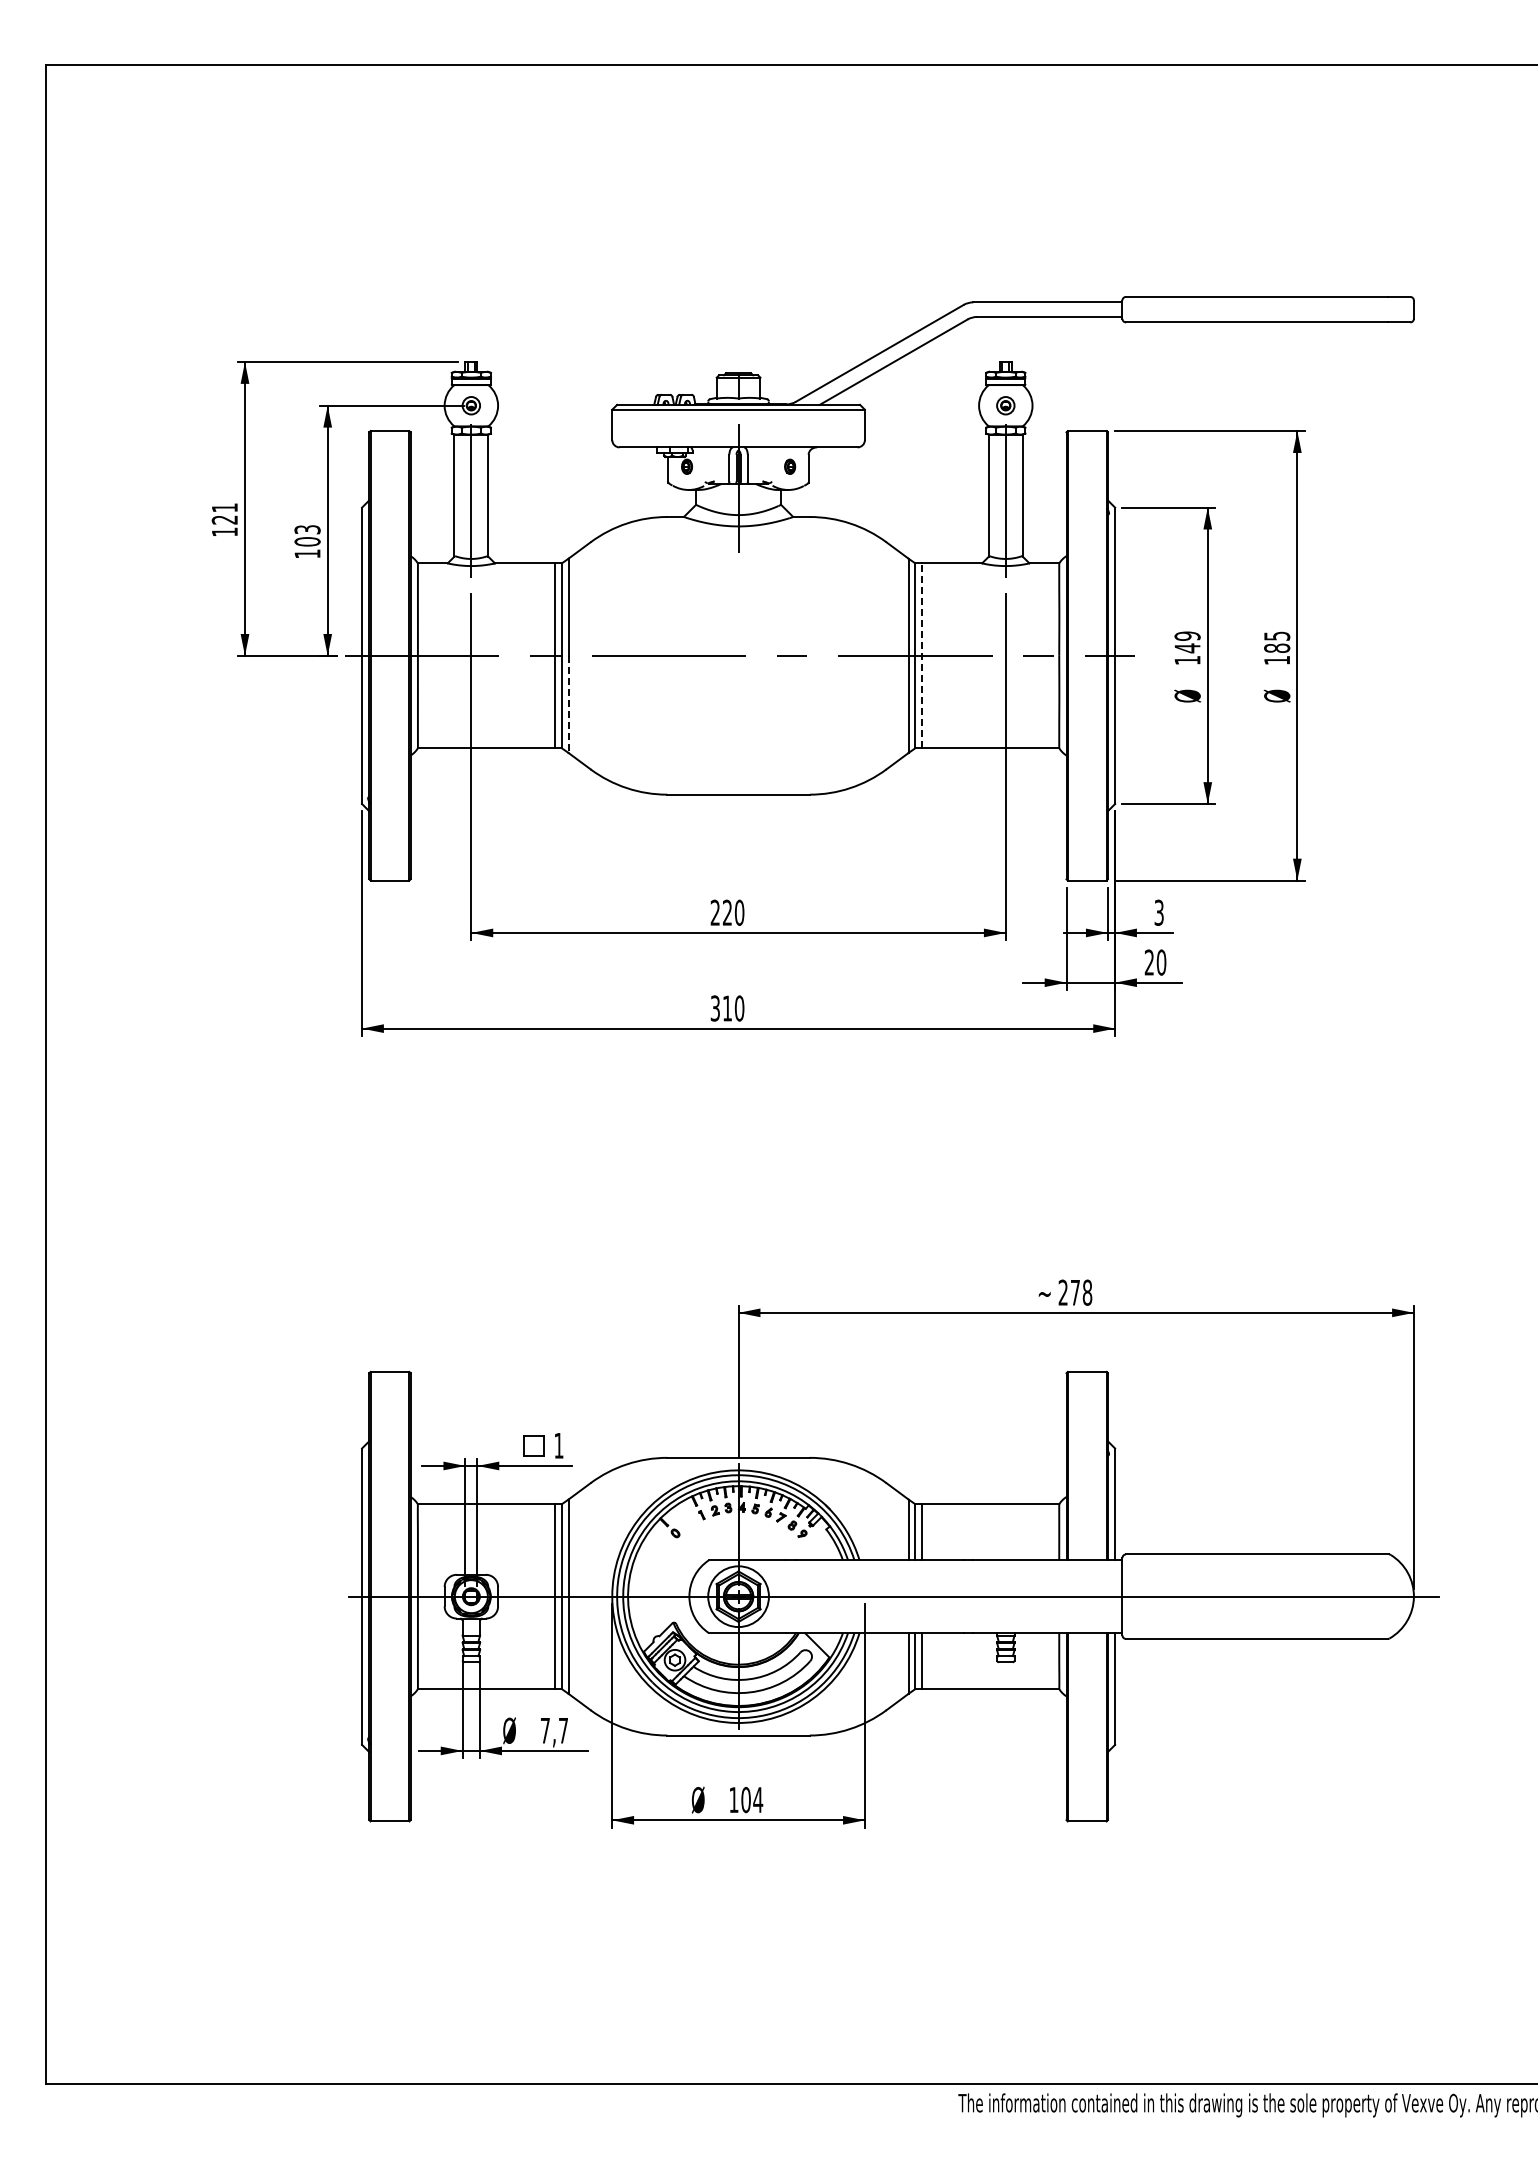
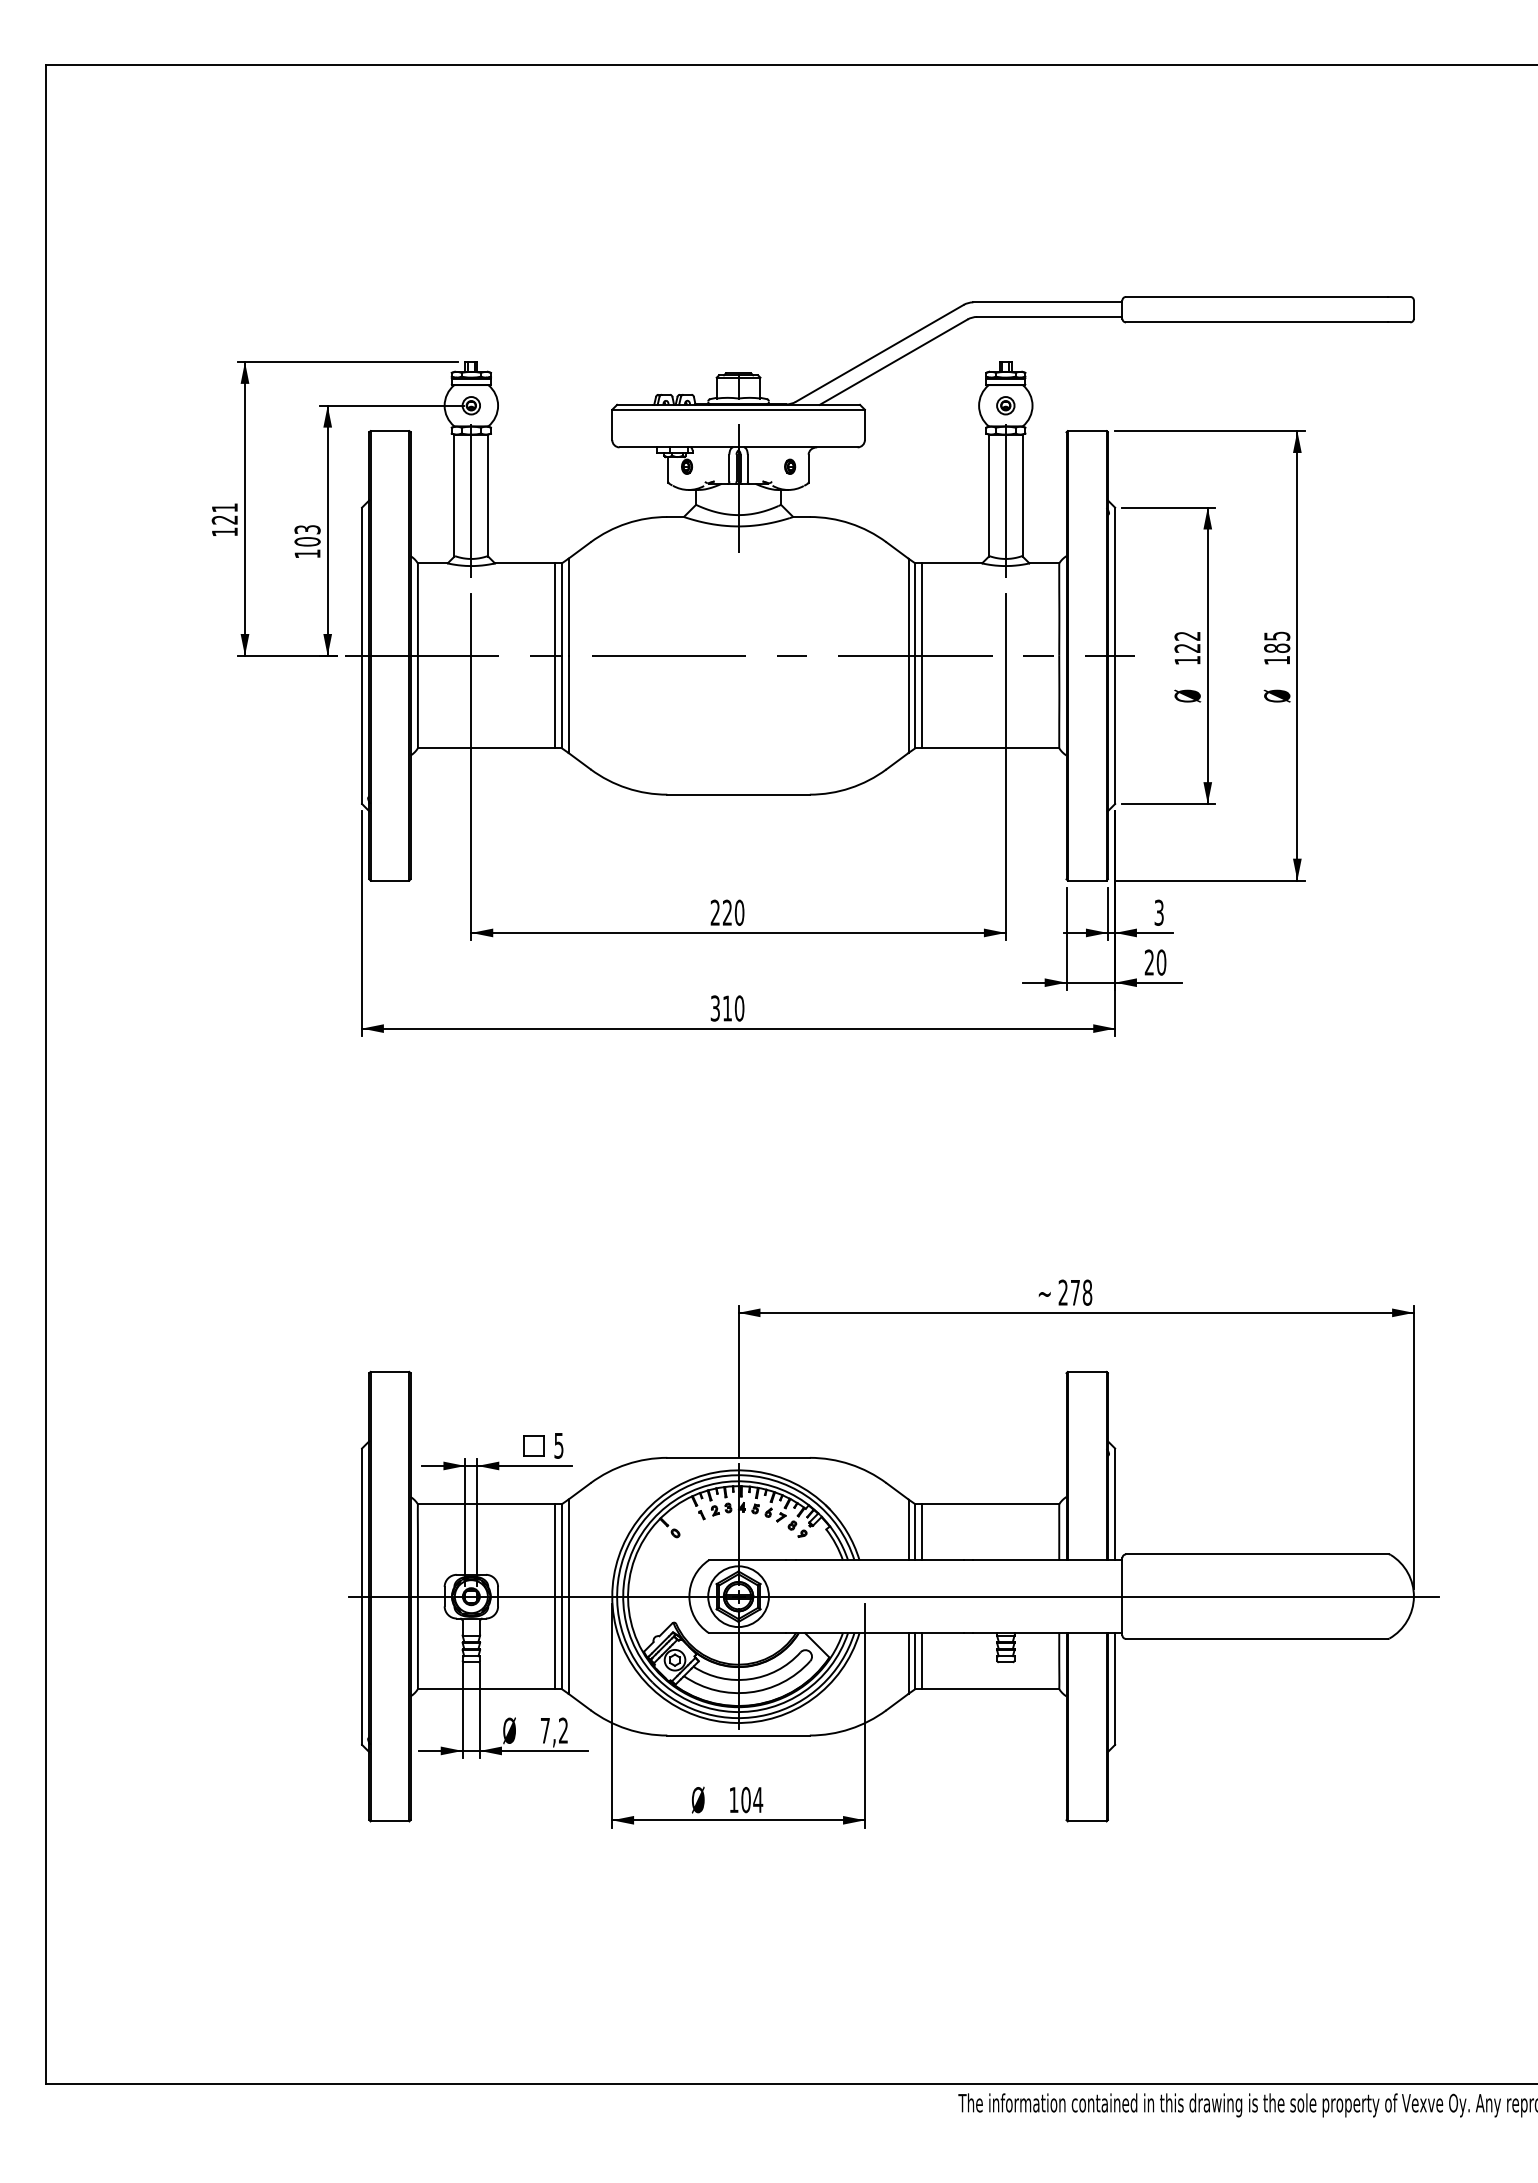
text: 149 -> 122 (1187, 642)
line: dashed -> solid (922, 655)
line: dashed -> solid (568, 704)
text: 1 -> 5 (558, 1445)
text: 7,7 -> 7,2 (563, 1730)
